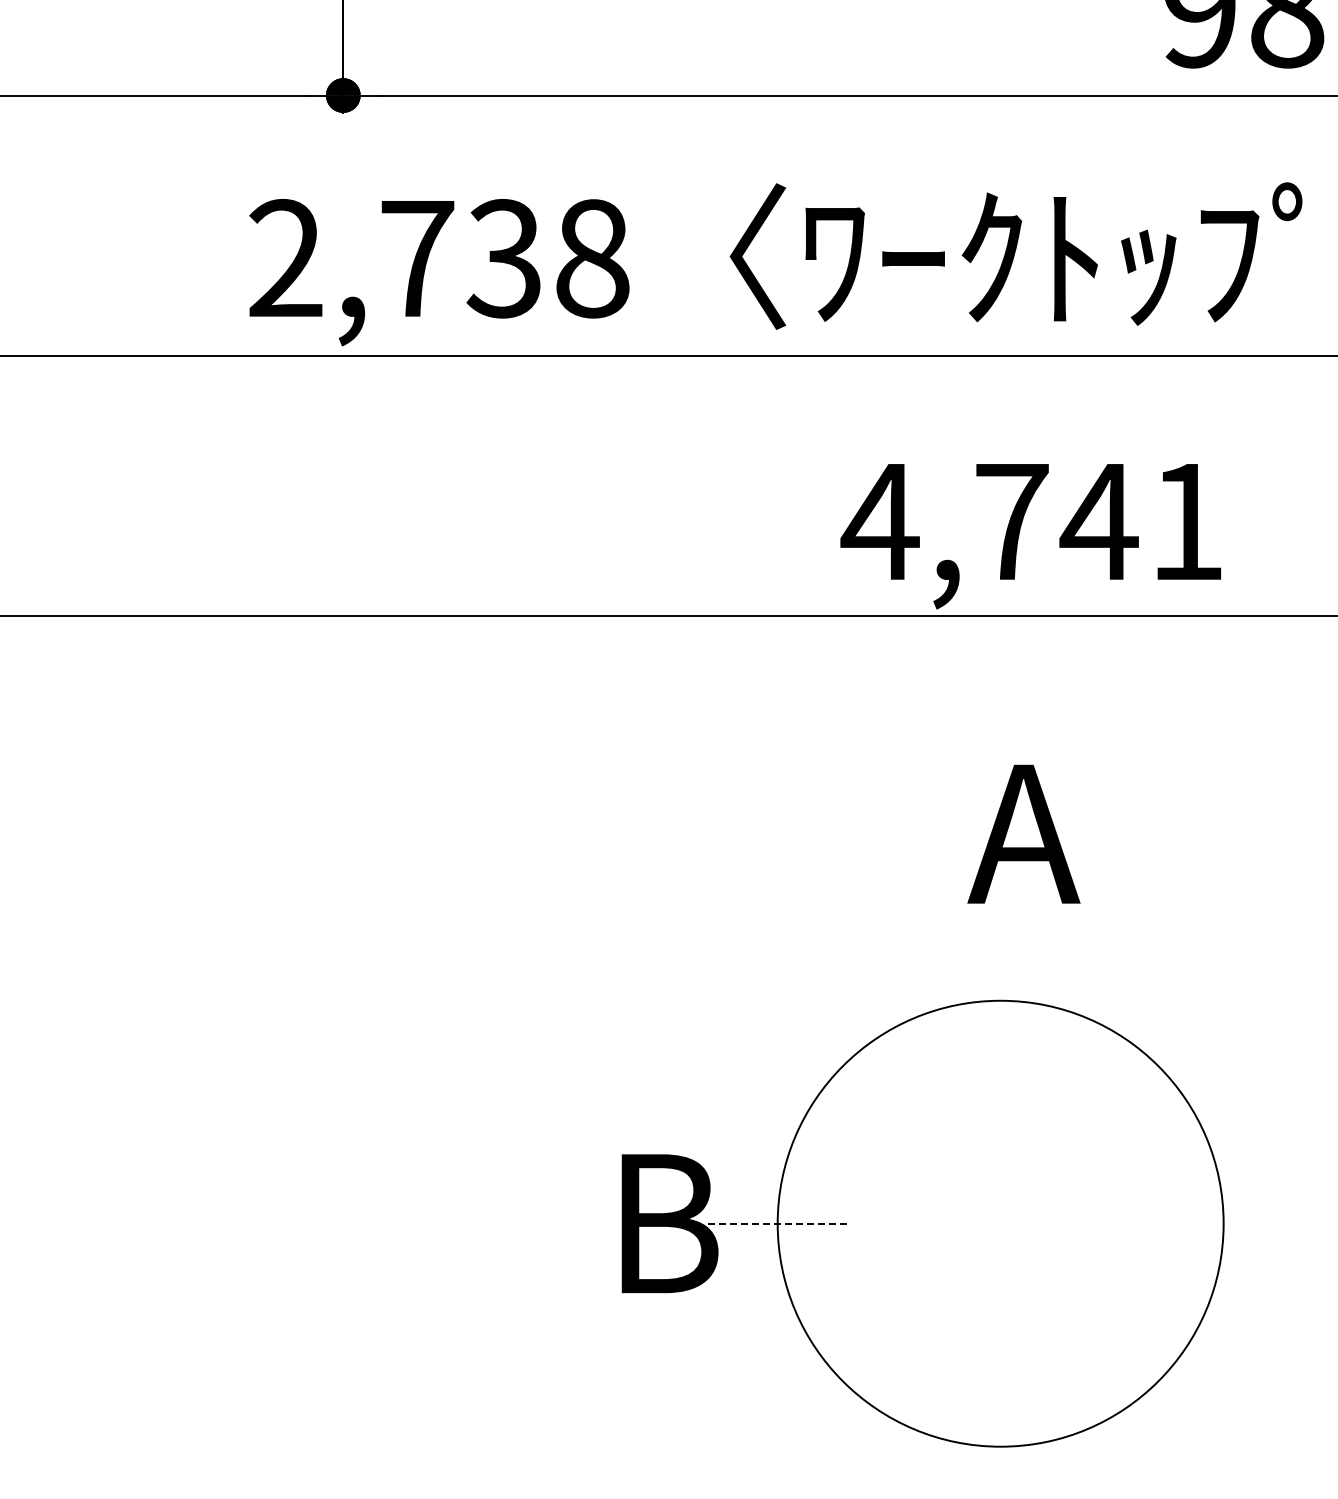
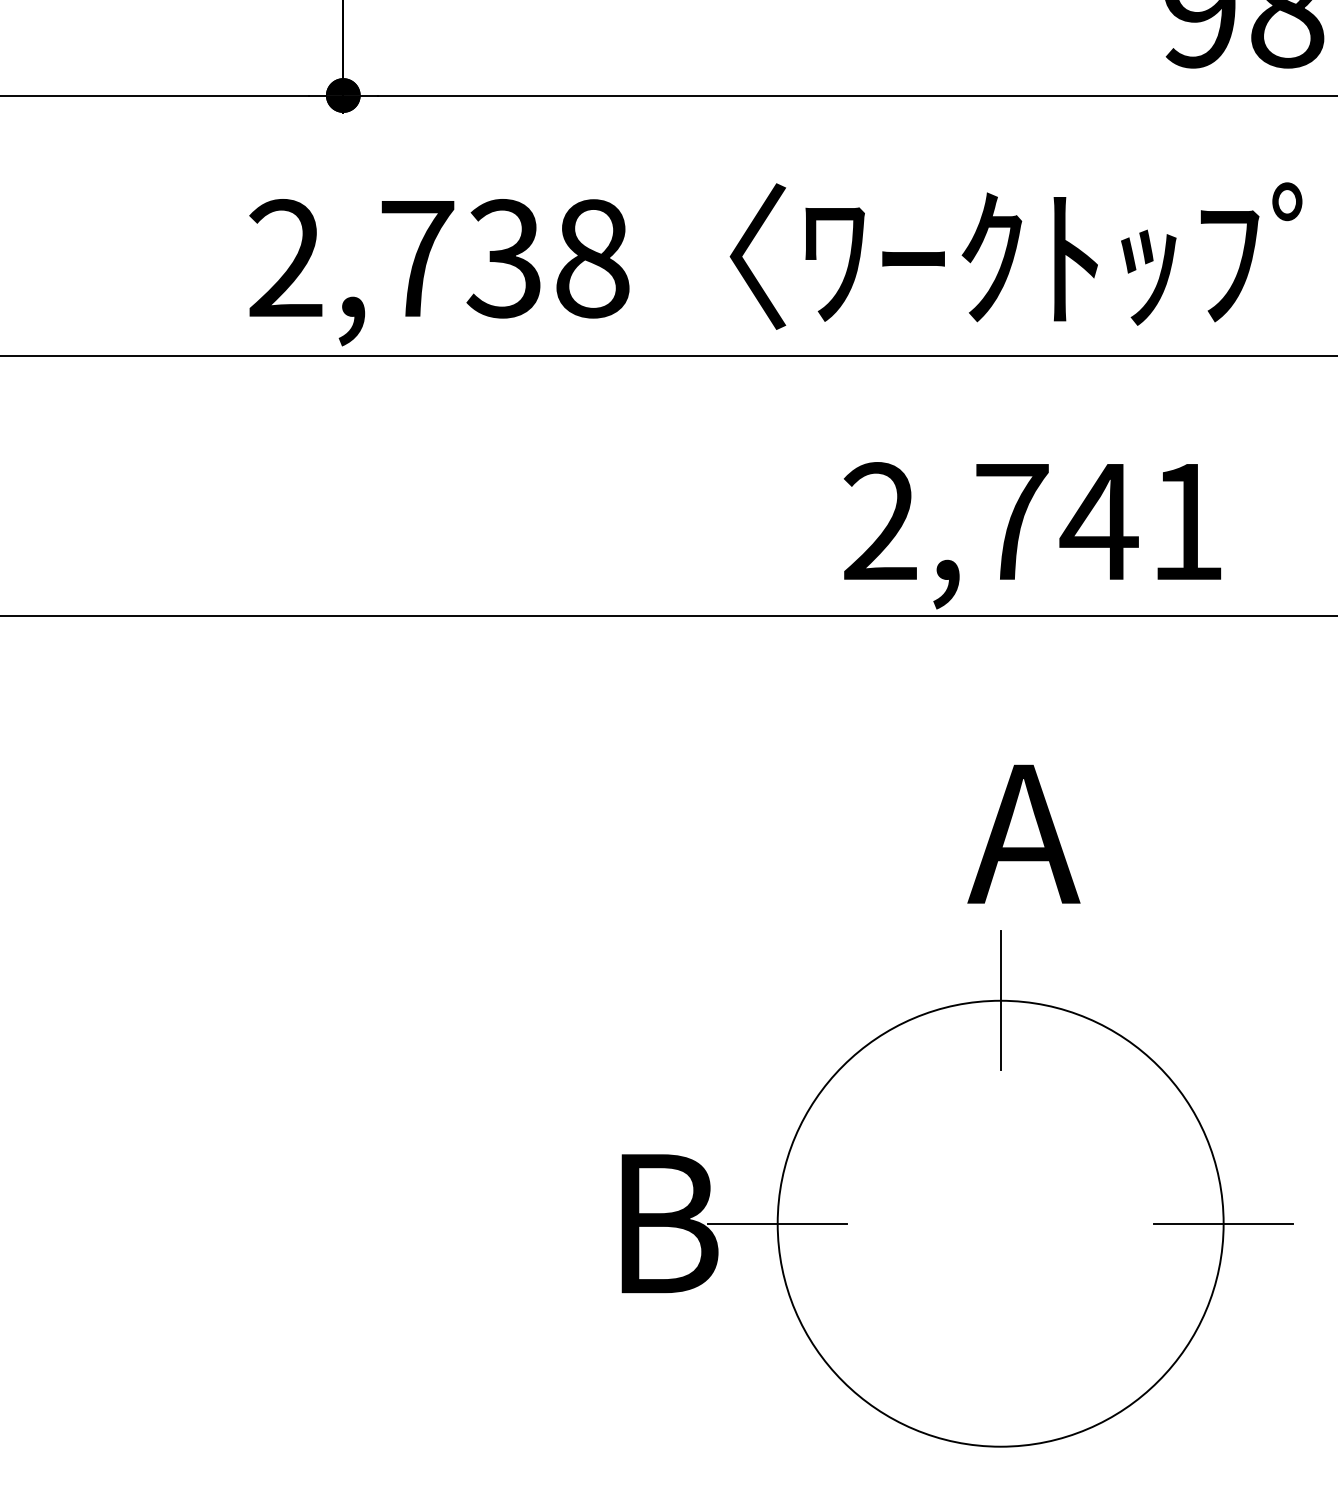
text: 4,741 -> 2,741 (879, 520)
line: none -> present (1000, 1000)
line: dashed -> solid (777, 1223)
line: none -> present (1223, 1223)
